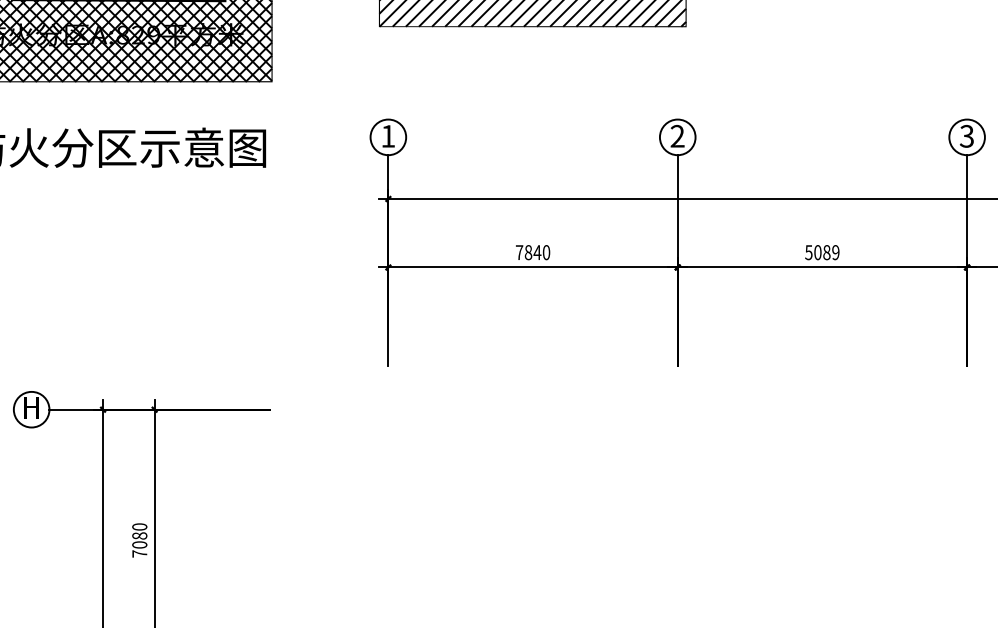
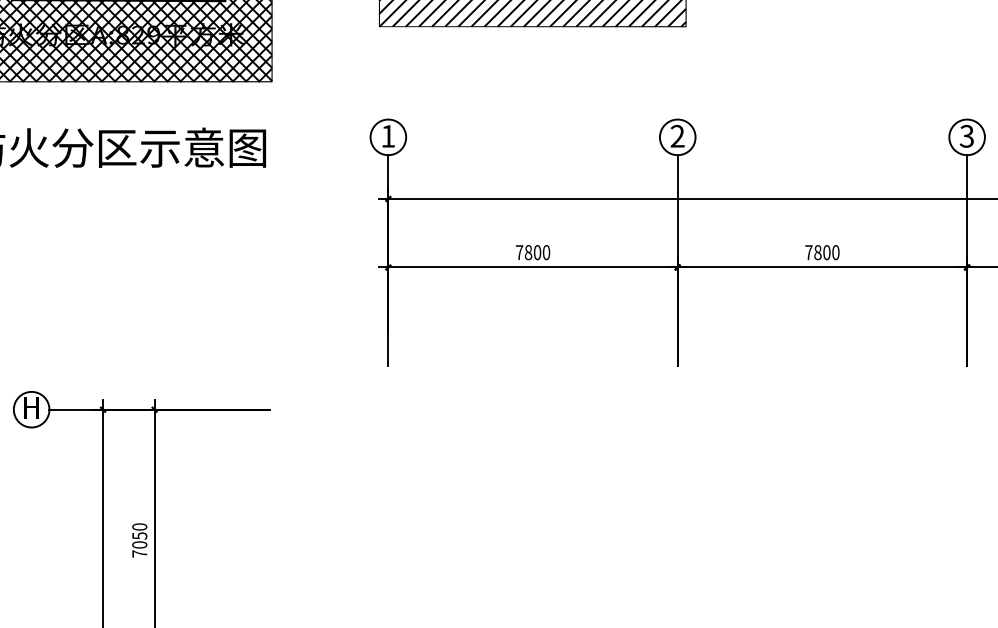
text: 7840 -> 7800 (537, 252)
text: 5089 -> 7800 (822, 252)
text: 7080 -> 7050 (139, 535)
